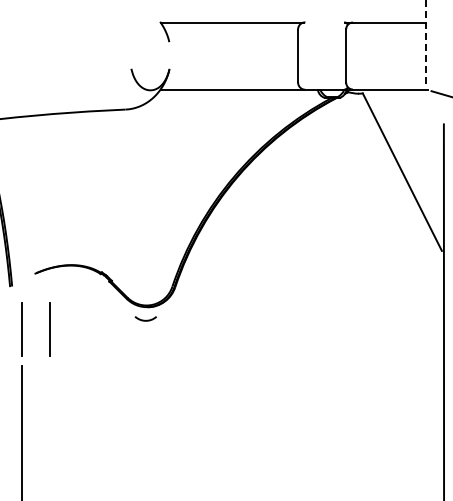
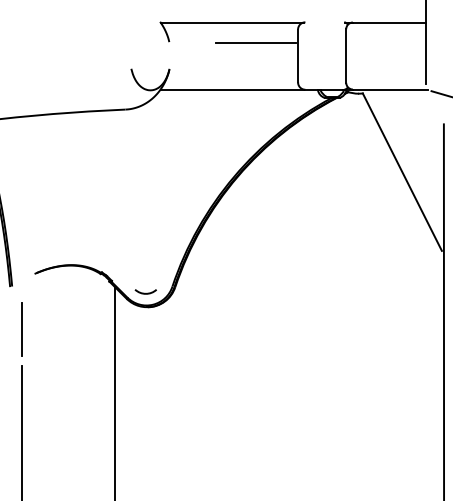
line: none -> present (255, 42)
line: dashed -> solid (425, 42)
part position: (145, 318) -> (145, 291) (145, 291)
line: present -> none (49, 329)
line: none -> present (115, 392)
